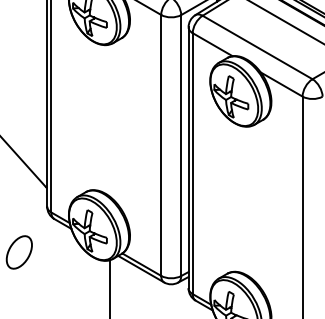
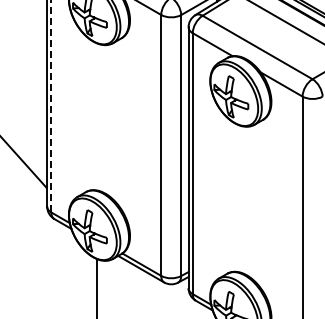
line: solid -> dashed (51, 106)
part: present -> none (18, 252)
line position: (110, 287) -> (97, 287) (97, 287)
